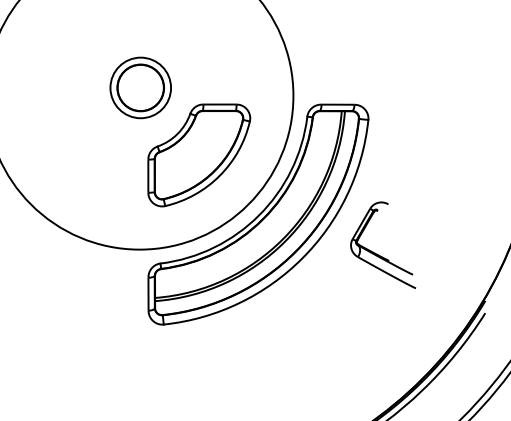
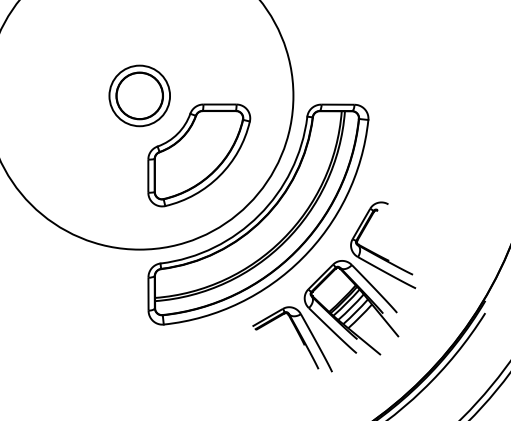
part position: (140, 87) -> (139, 95) (139, 95)
part: none -> present (325, 316)
